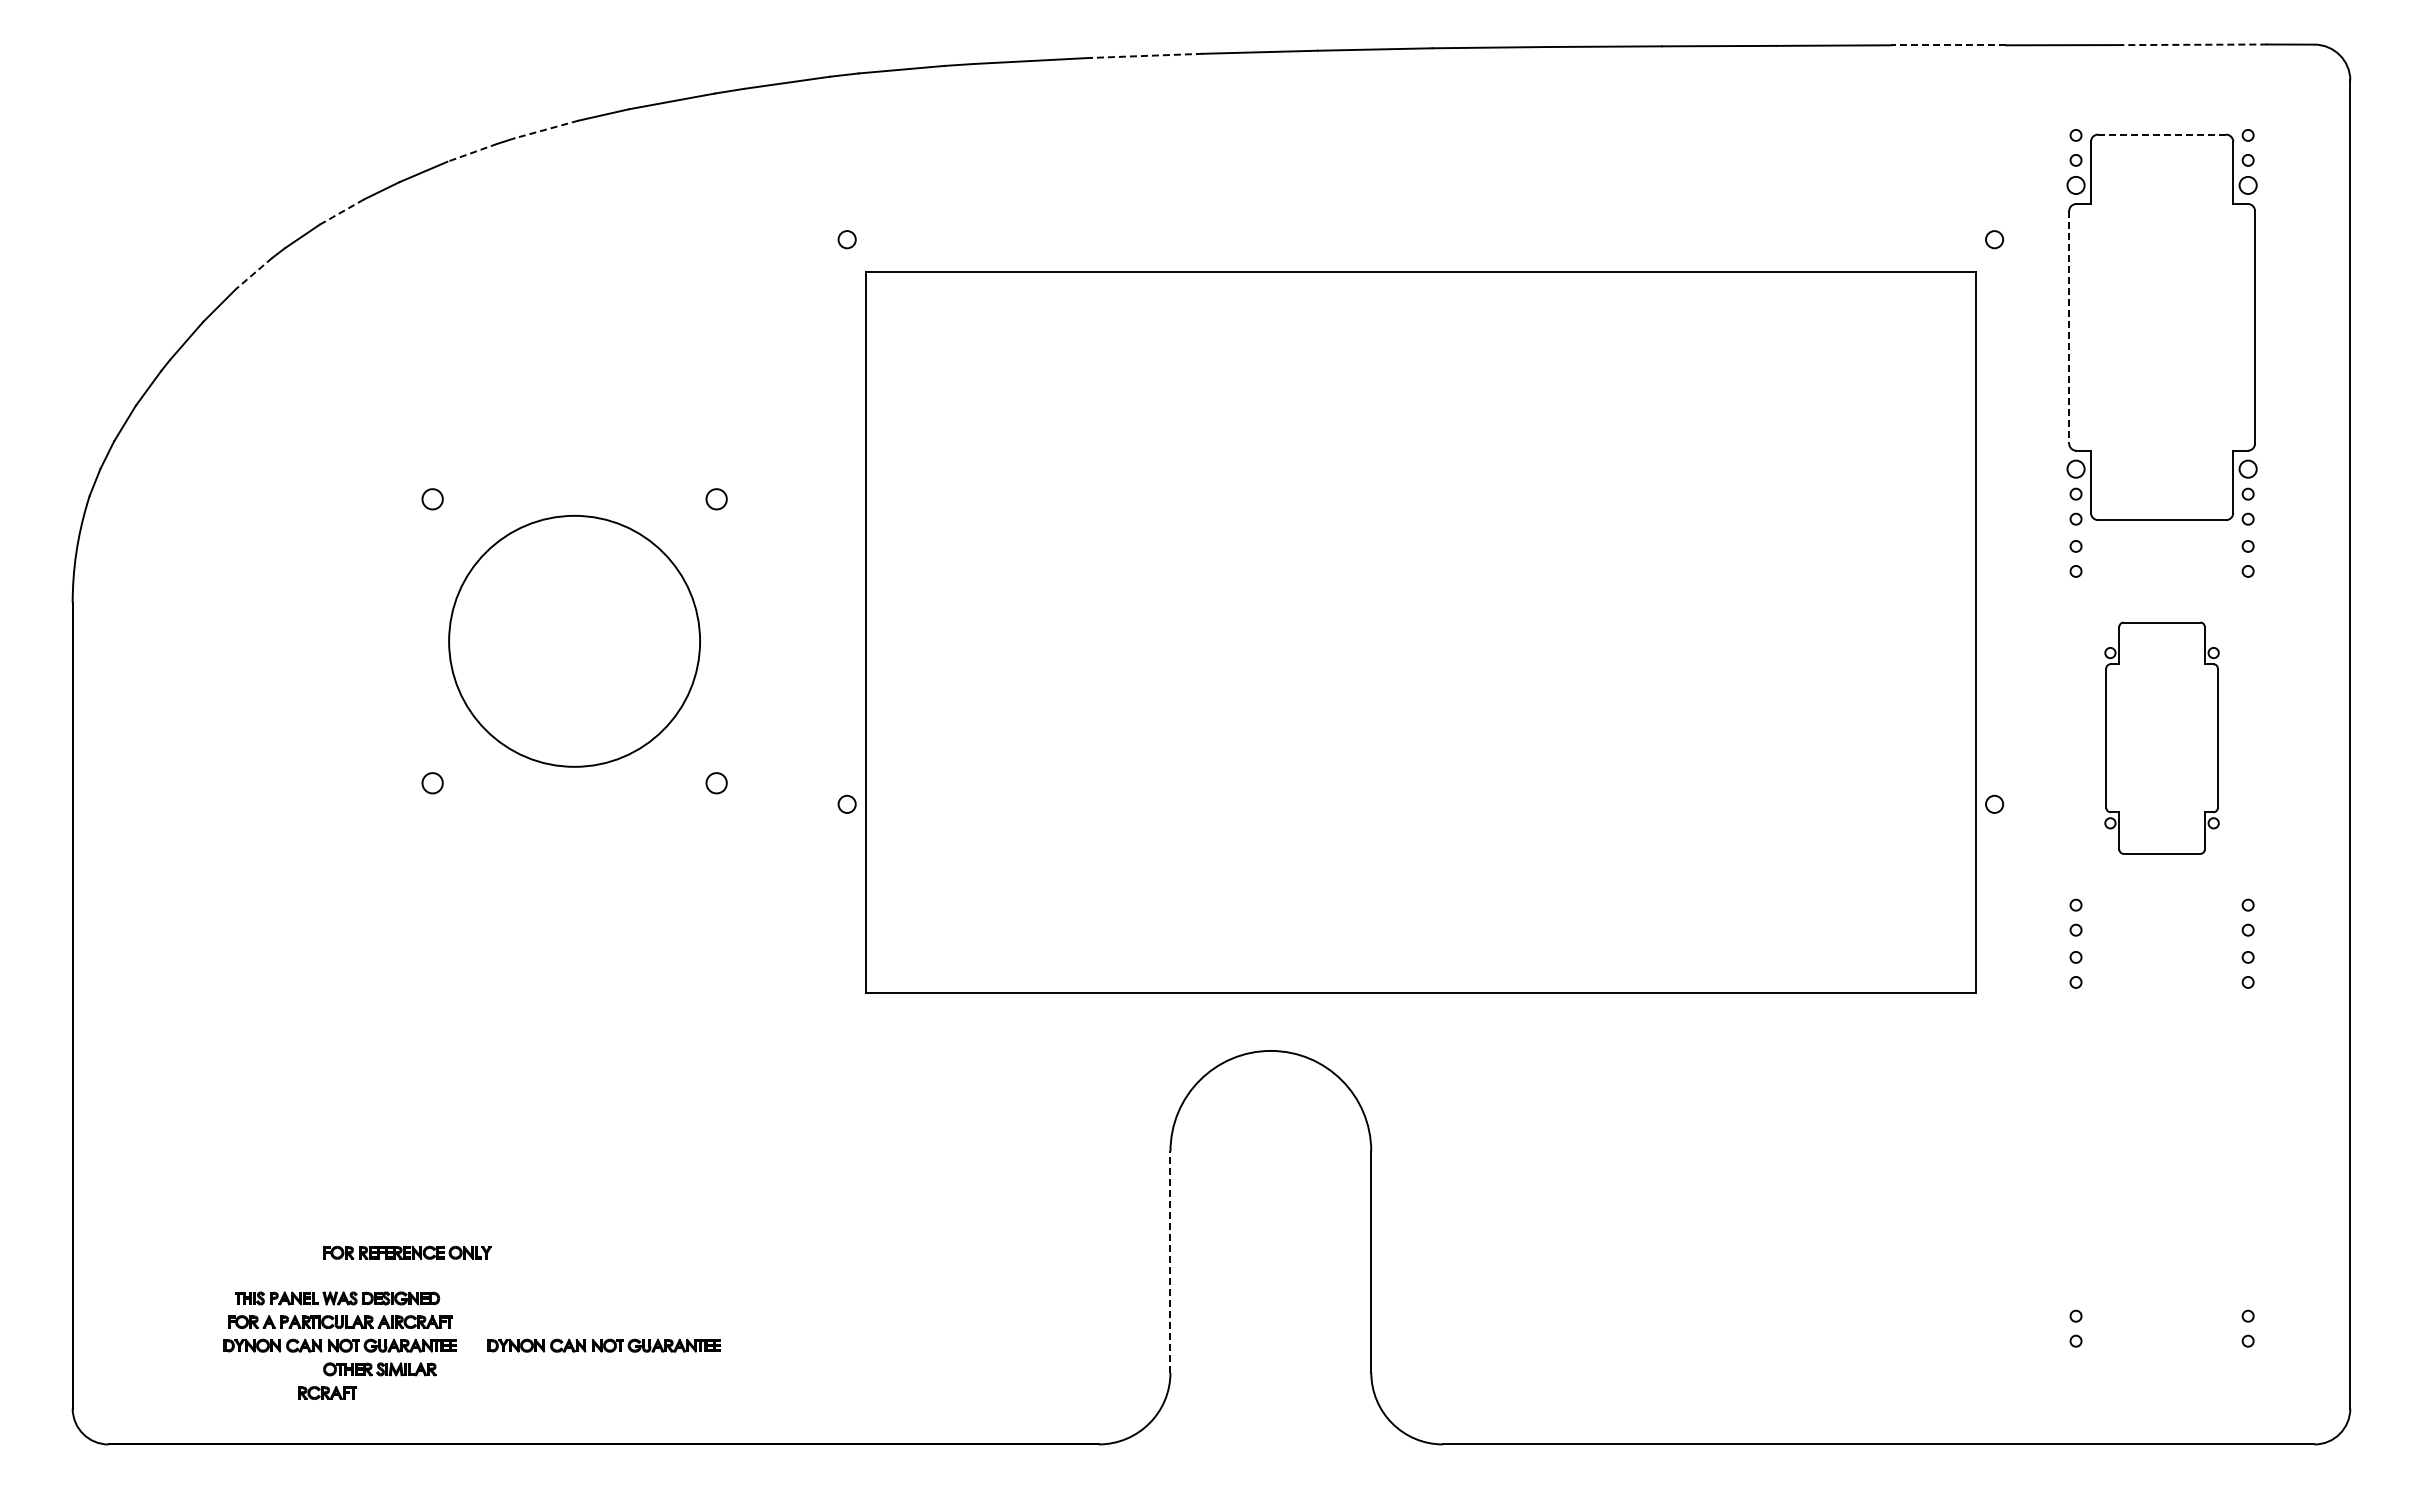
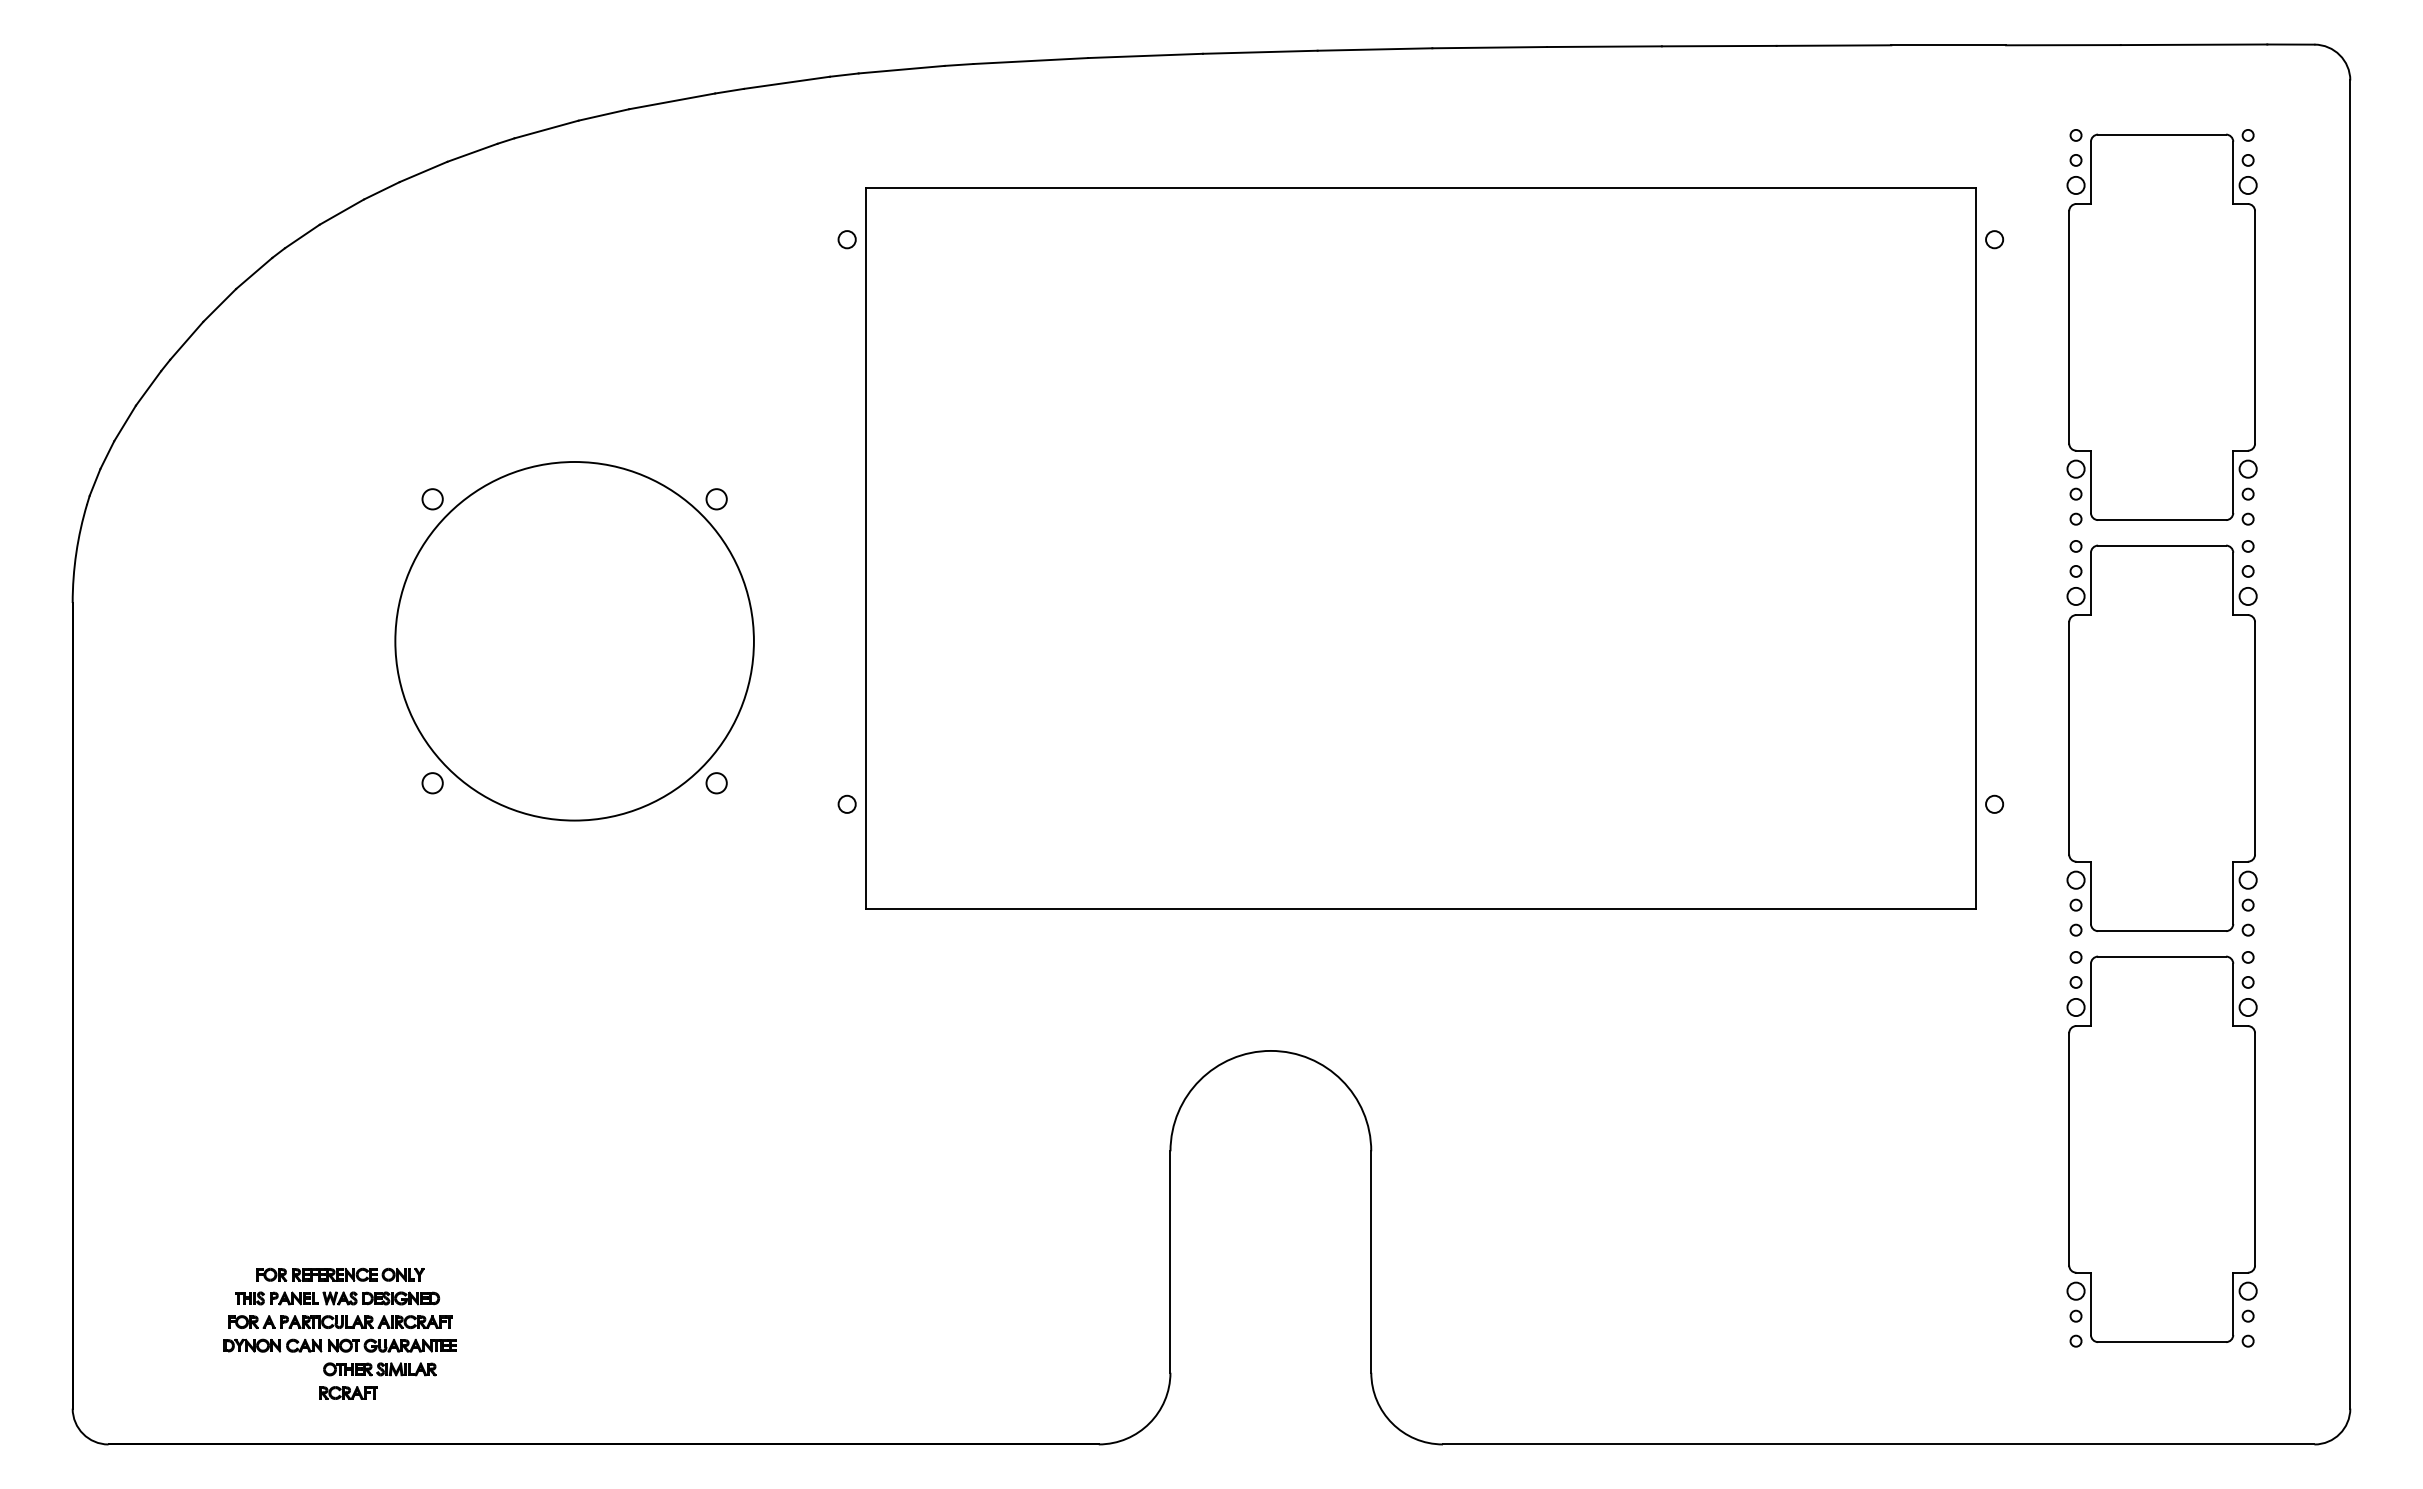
line: dashed -> solid (2193, 44)
line: dashed -> solid (1948, 45)
line: dashed -> solid (1145, 55)
line: dashed -> solid (546, 129)
line: dashed -> solid (2162, 134)
line: dashed -> solid (472, 152)
line: dashed -> solid (341, 212)
line: dashed -> solid (254, 273)
line: dashed -> solid (2069, 327)
part position: (1420, 632) -> (1420, 548) (1420, 548)
circle size: 253x253 px -> 361x361 px (574, 641)
part size: 116x234 px -> 192x388 px (2161, 737)
part: none -> present (2161, 1148)
part position: (407, 1252) -> (340, 1274) (340, 1274)
line: dashed -> solid (1170, 1262)
part: present -> none (603, 1345)
part position: (327, 1392) -> (348, 1392) (348, 1392)
